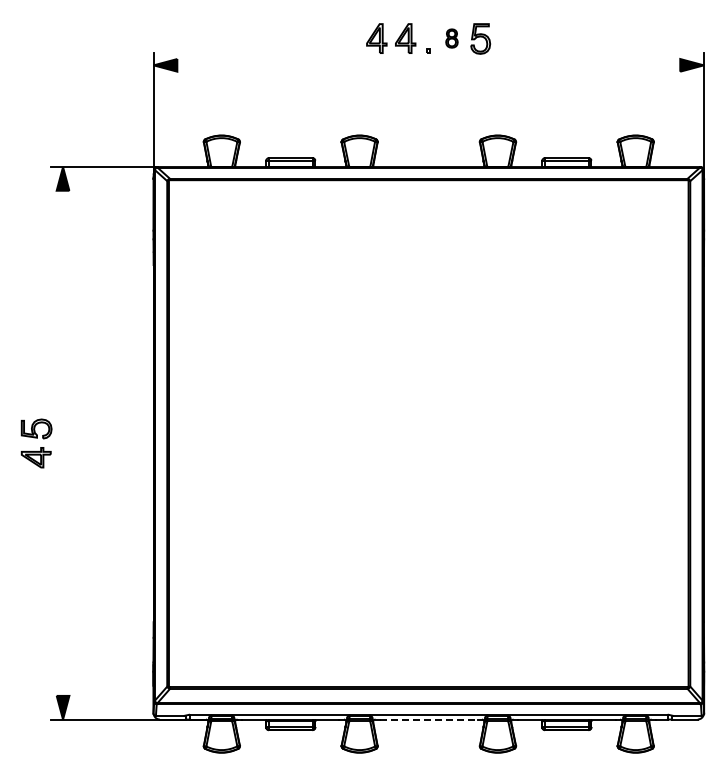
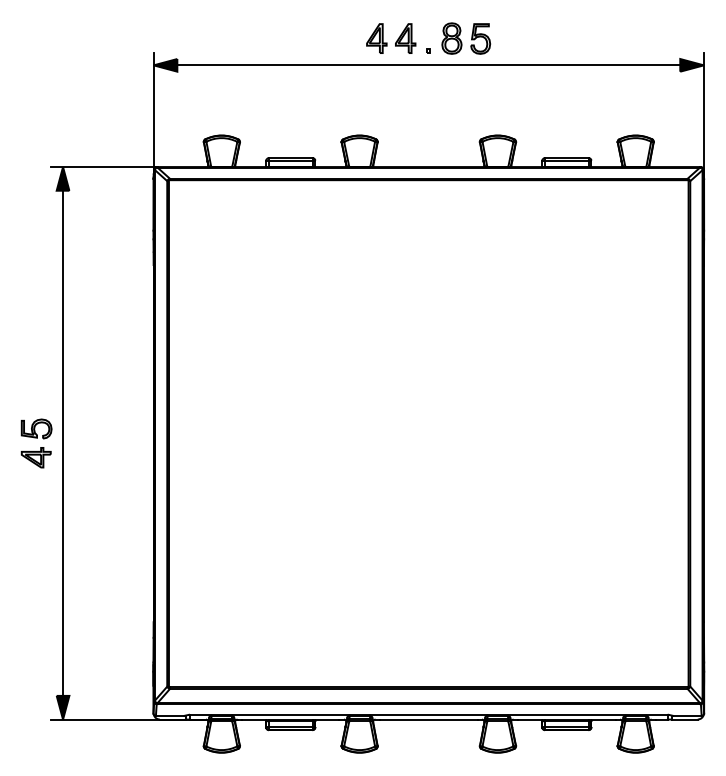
part size: 14x21 px -> 22x33 px (451, 38)
line: none -> present (428, 65)
line: none -> present (63, 442)
line: dashed -> solid (428, 719)
